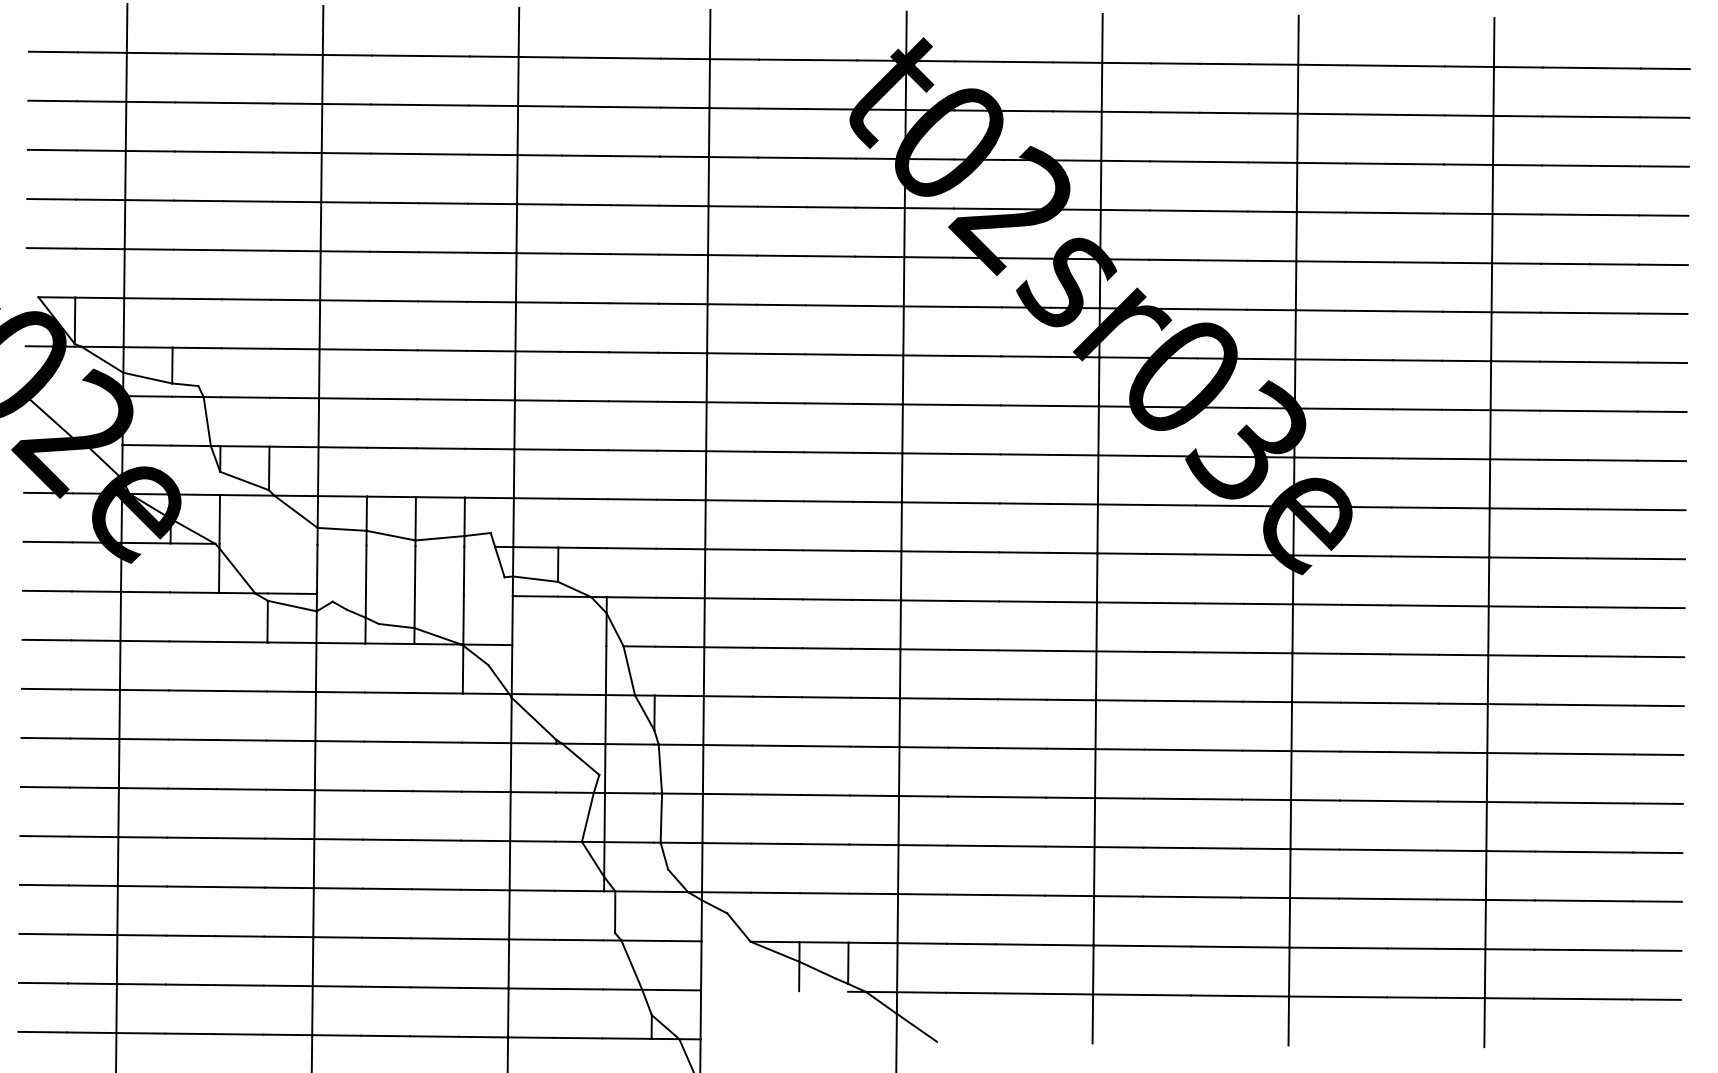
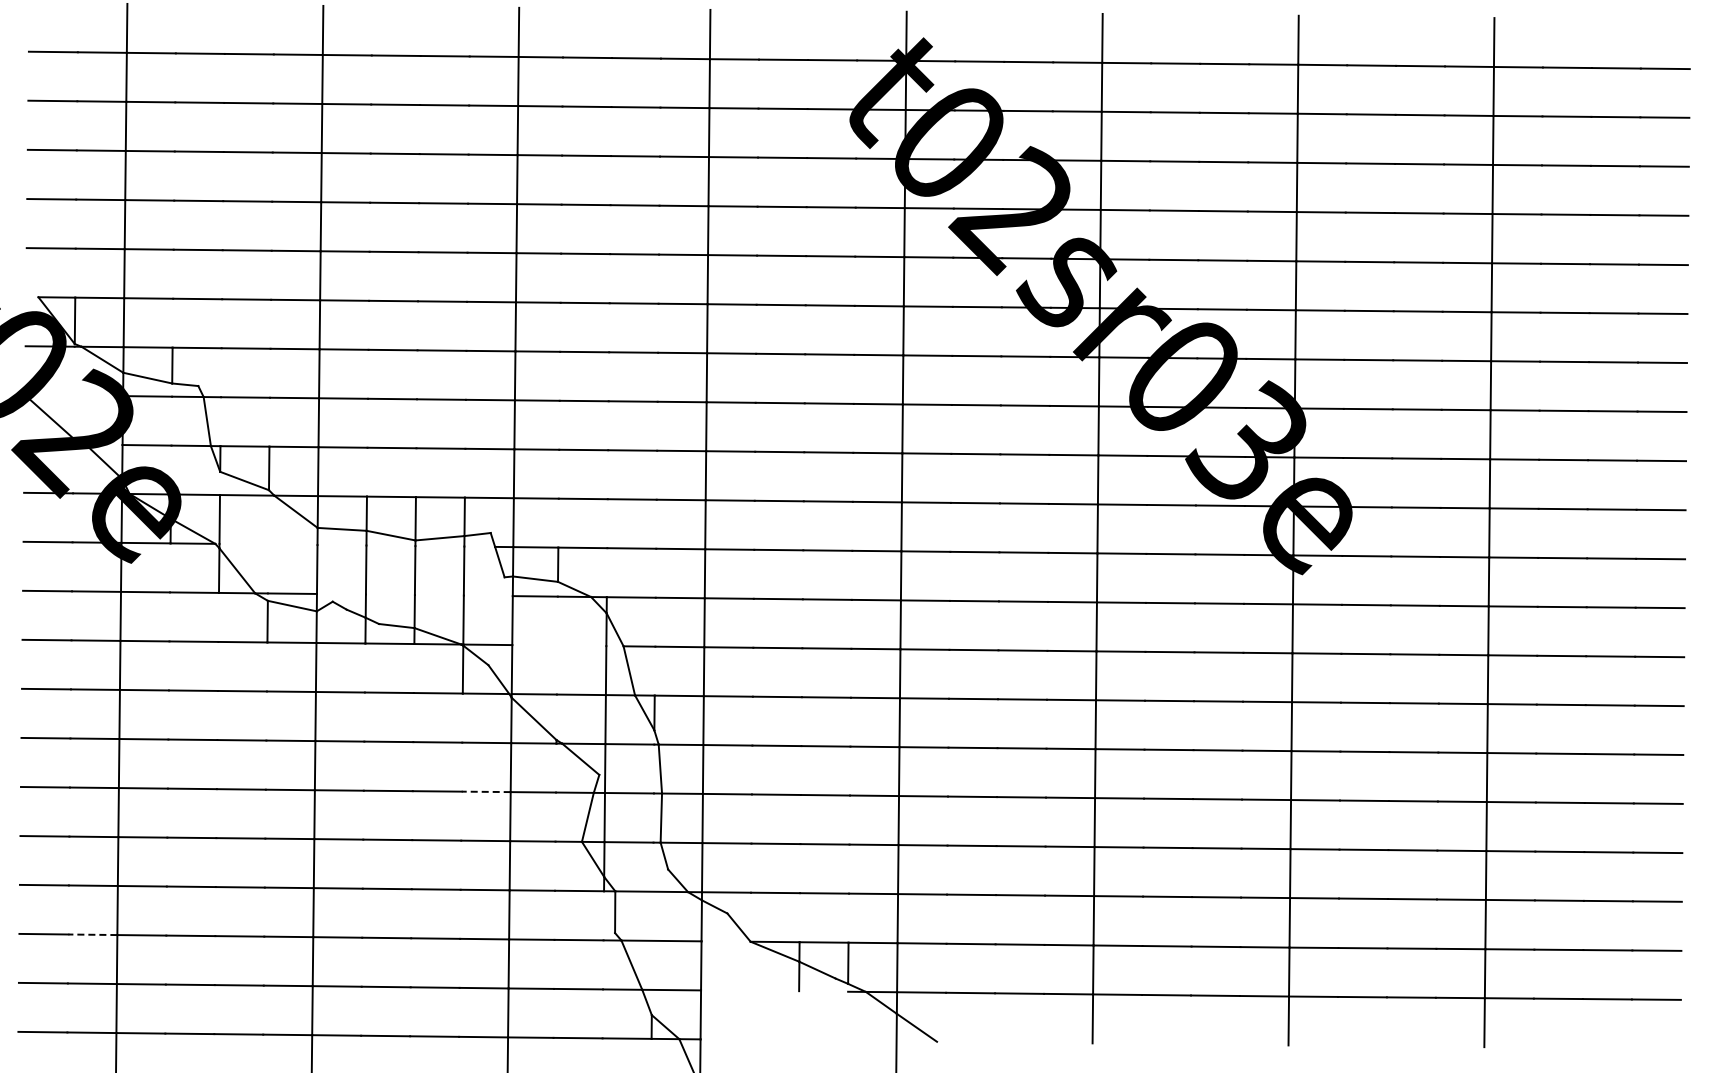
line: solid -> dashed (485, 791)
line: solid -> dashed (92, 934)
